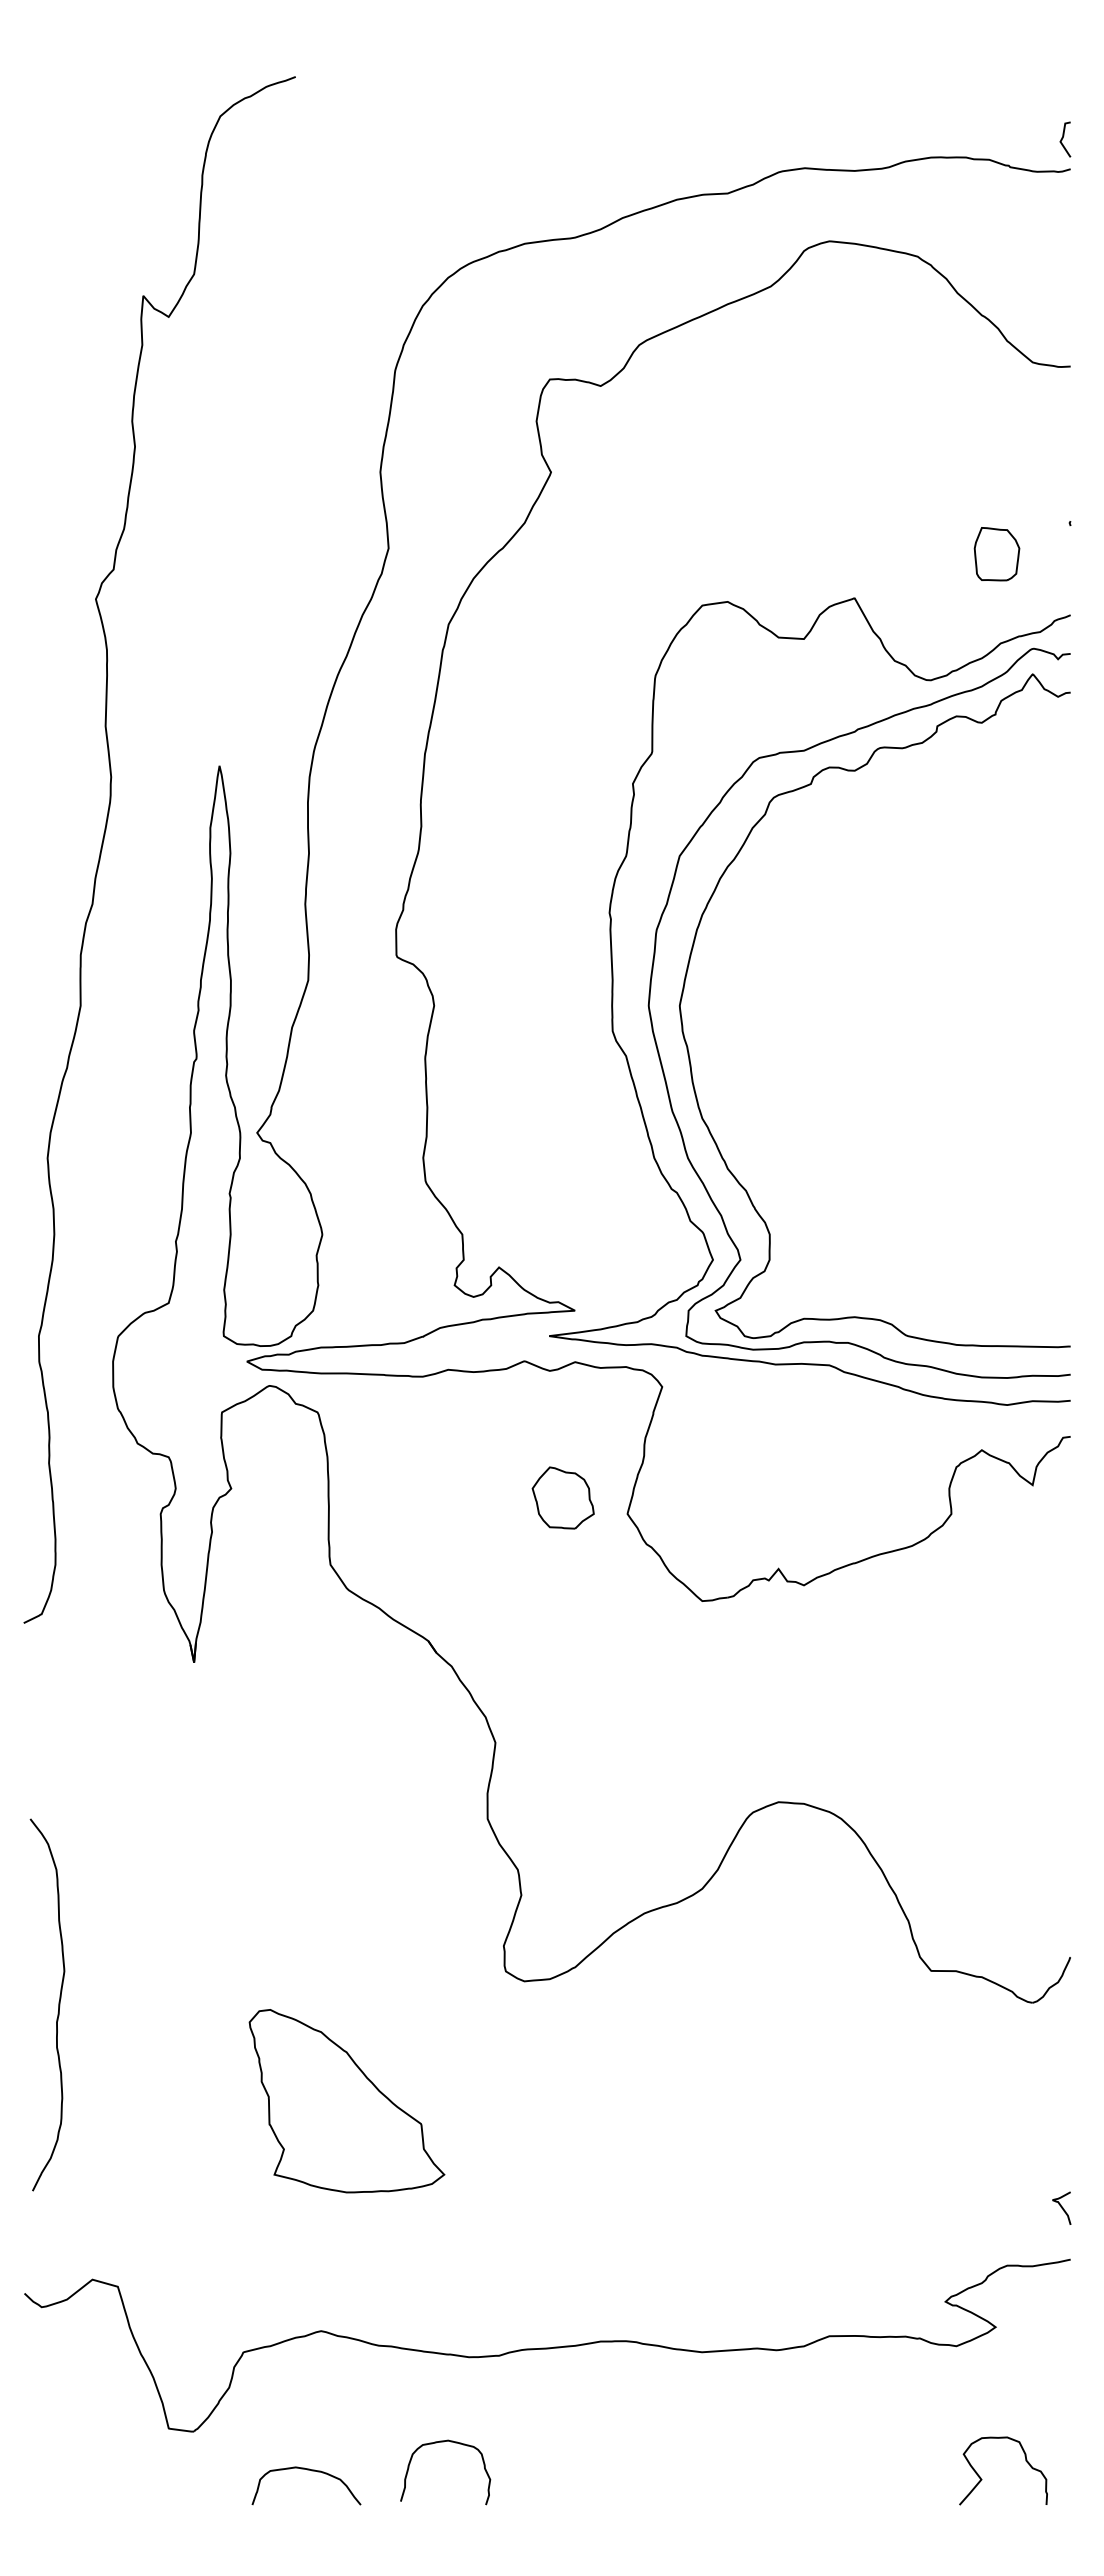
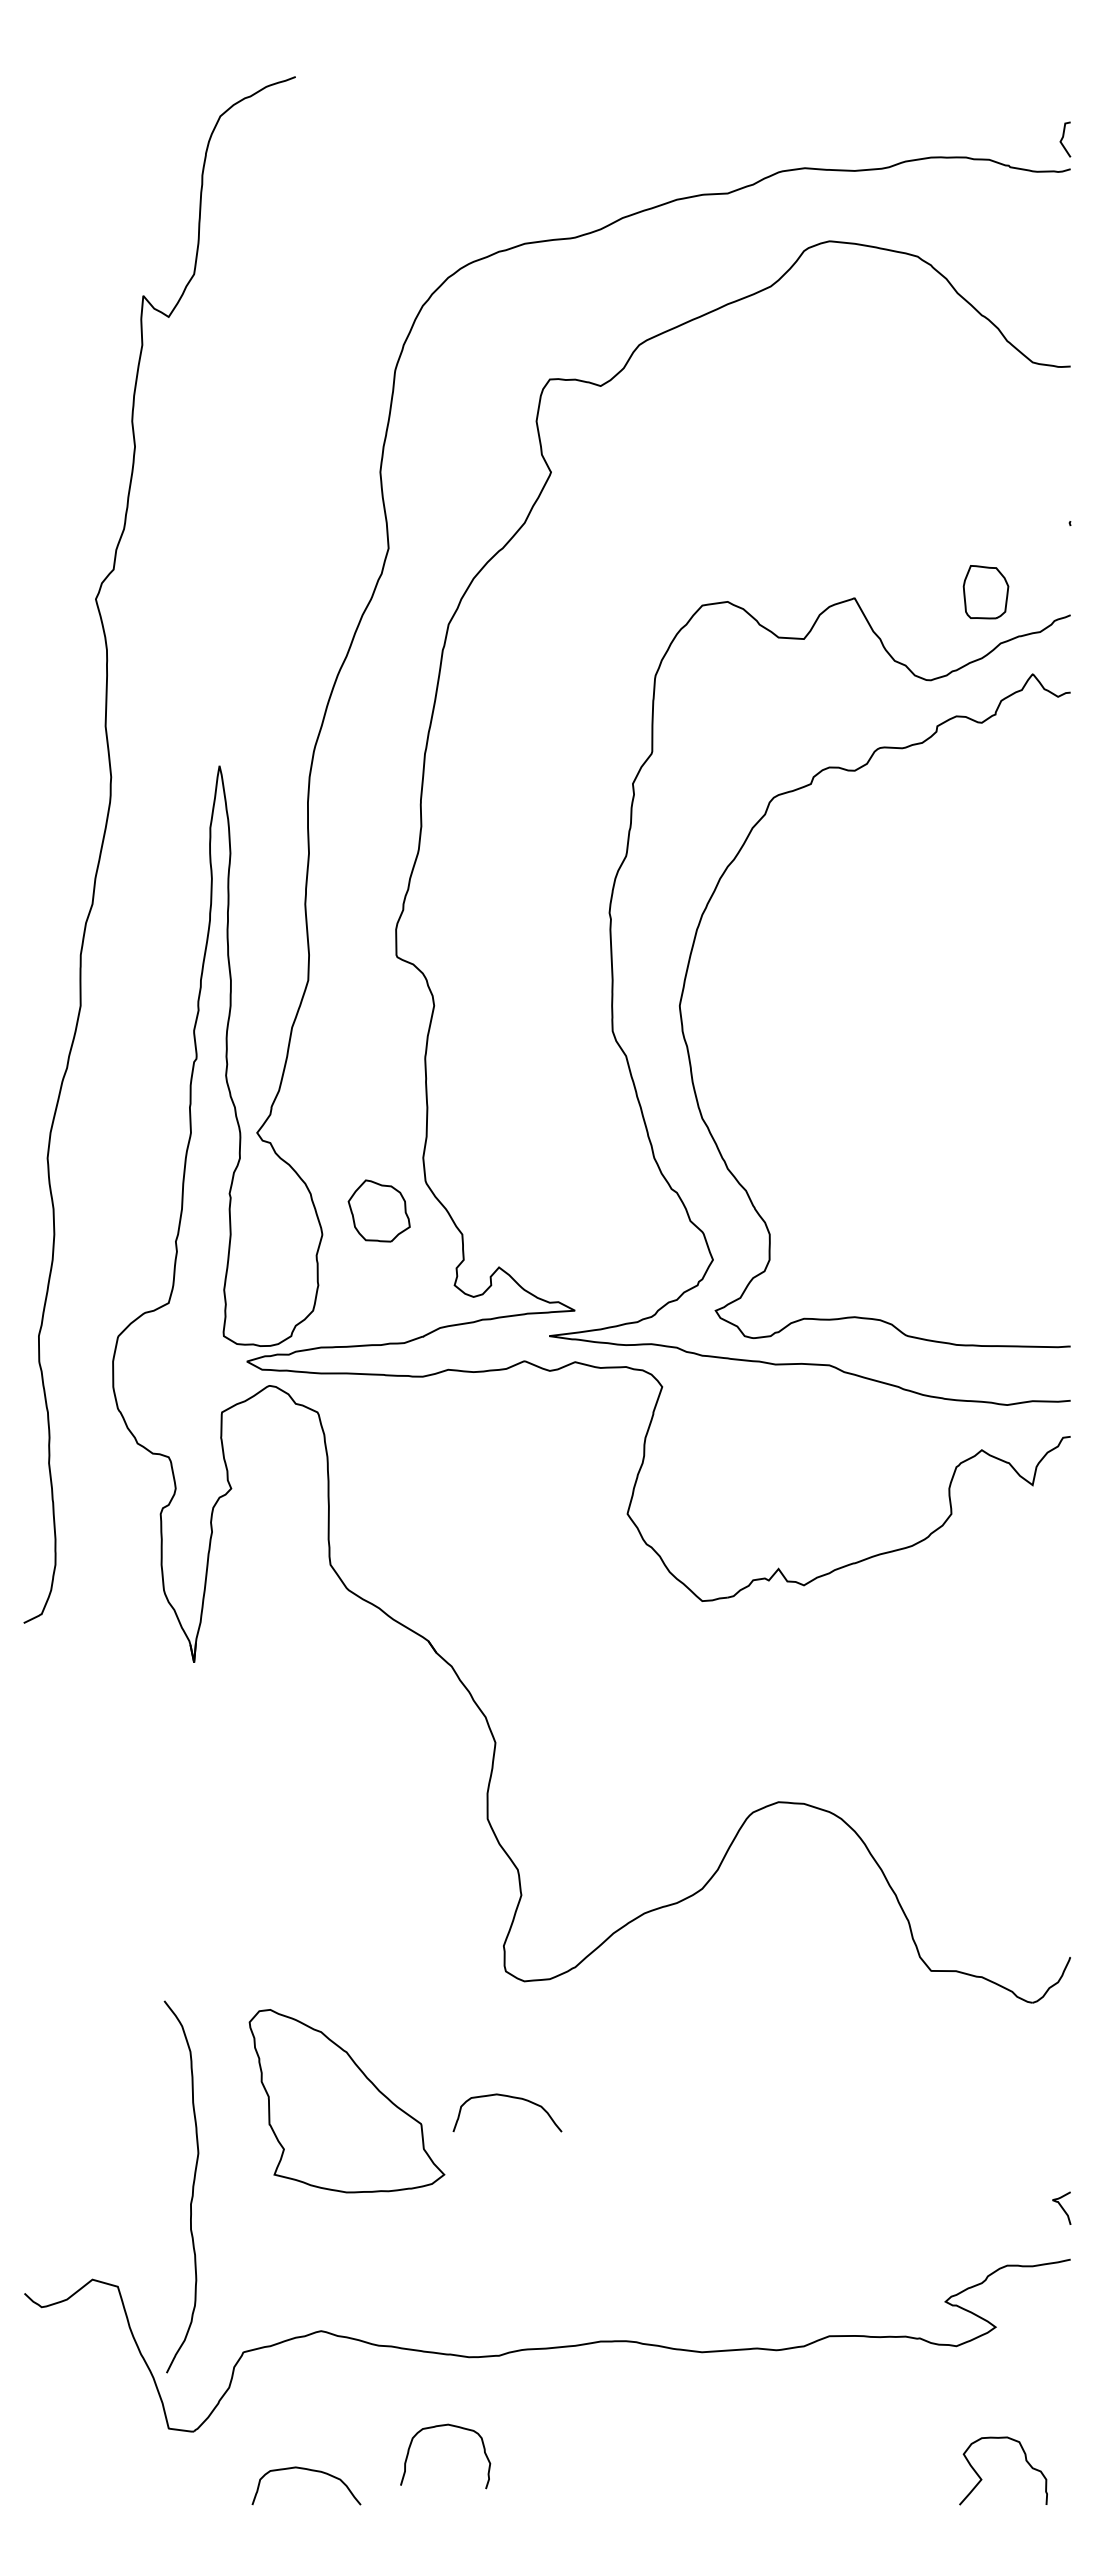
part position: (996, 554) -> (985, 592) (985, 592)
curve: present -> none (661, 1060)
part position: (562, 1497) -> (378, 1210) (378, 1210)
curve position: (58, 2004) -> (192, 2186) (192, 2186)
curve: none -> present (512, 2098)
curve position: (444, 2442) -> (444, 2426) (444, 2426)
